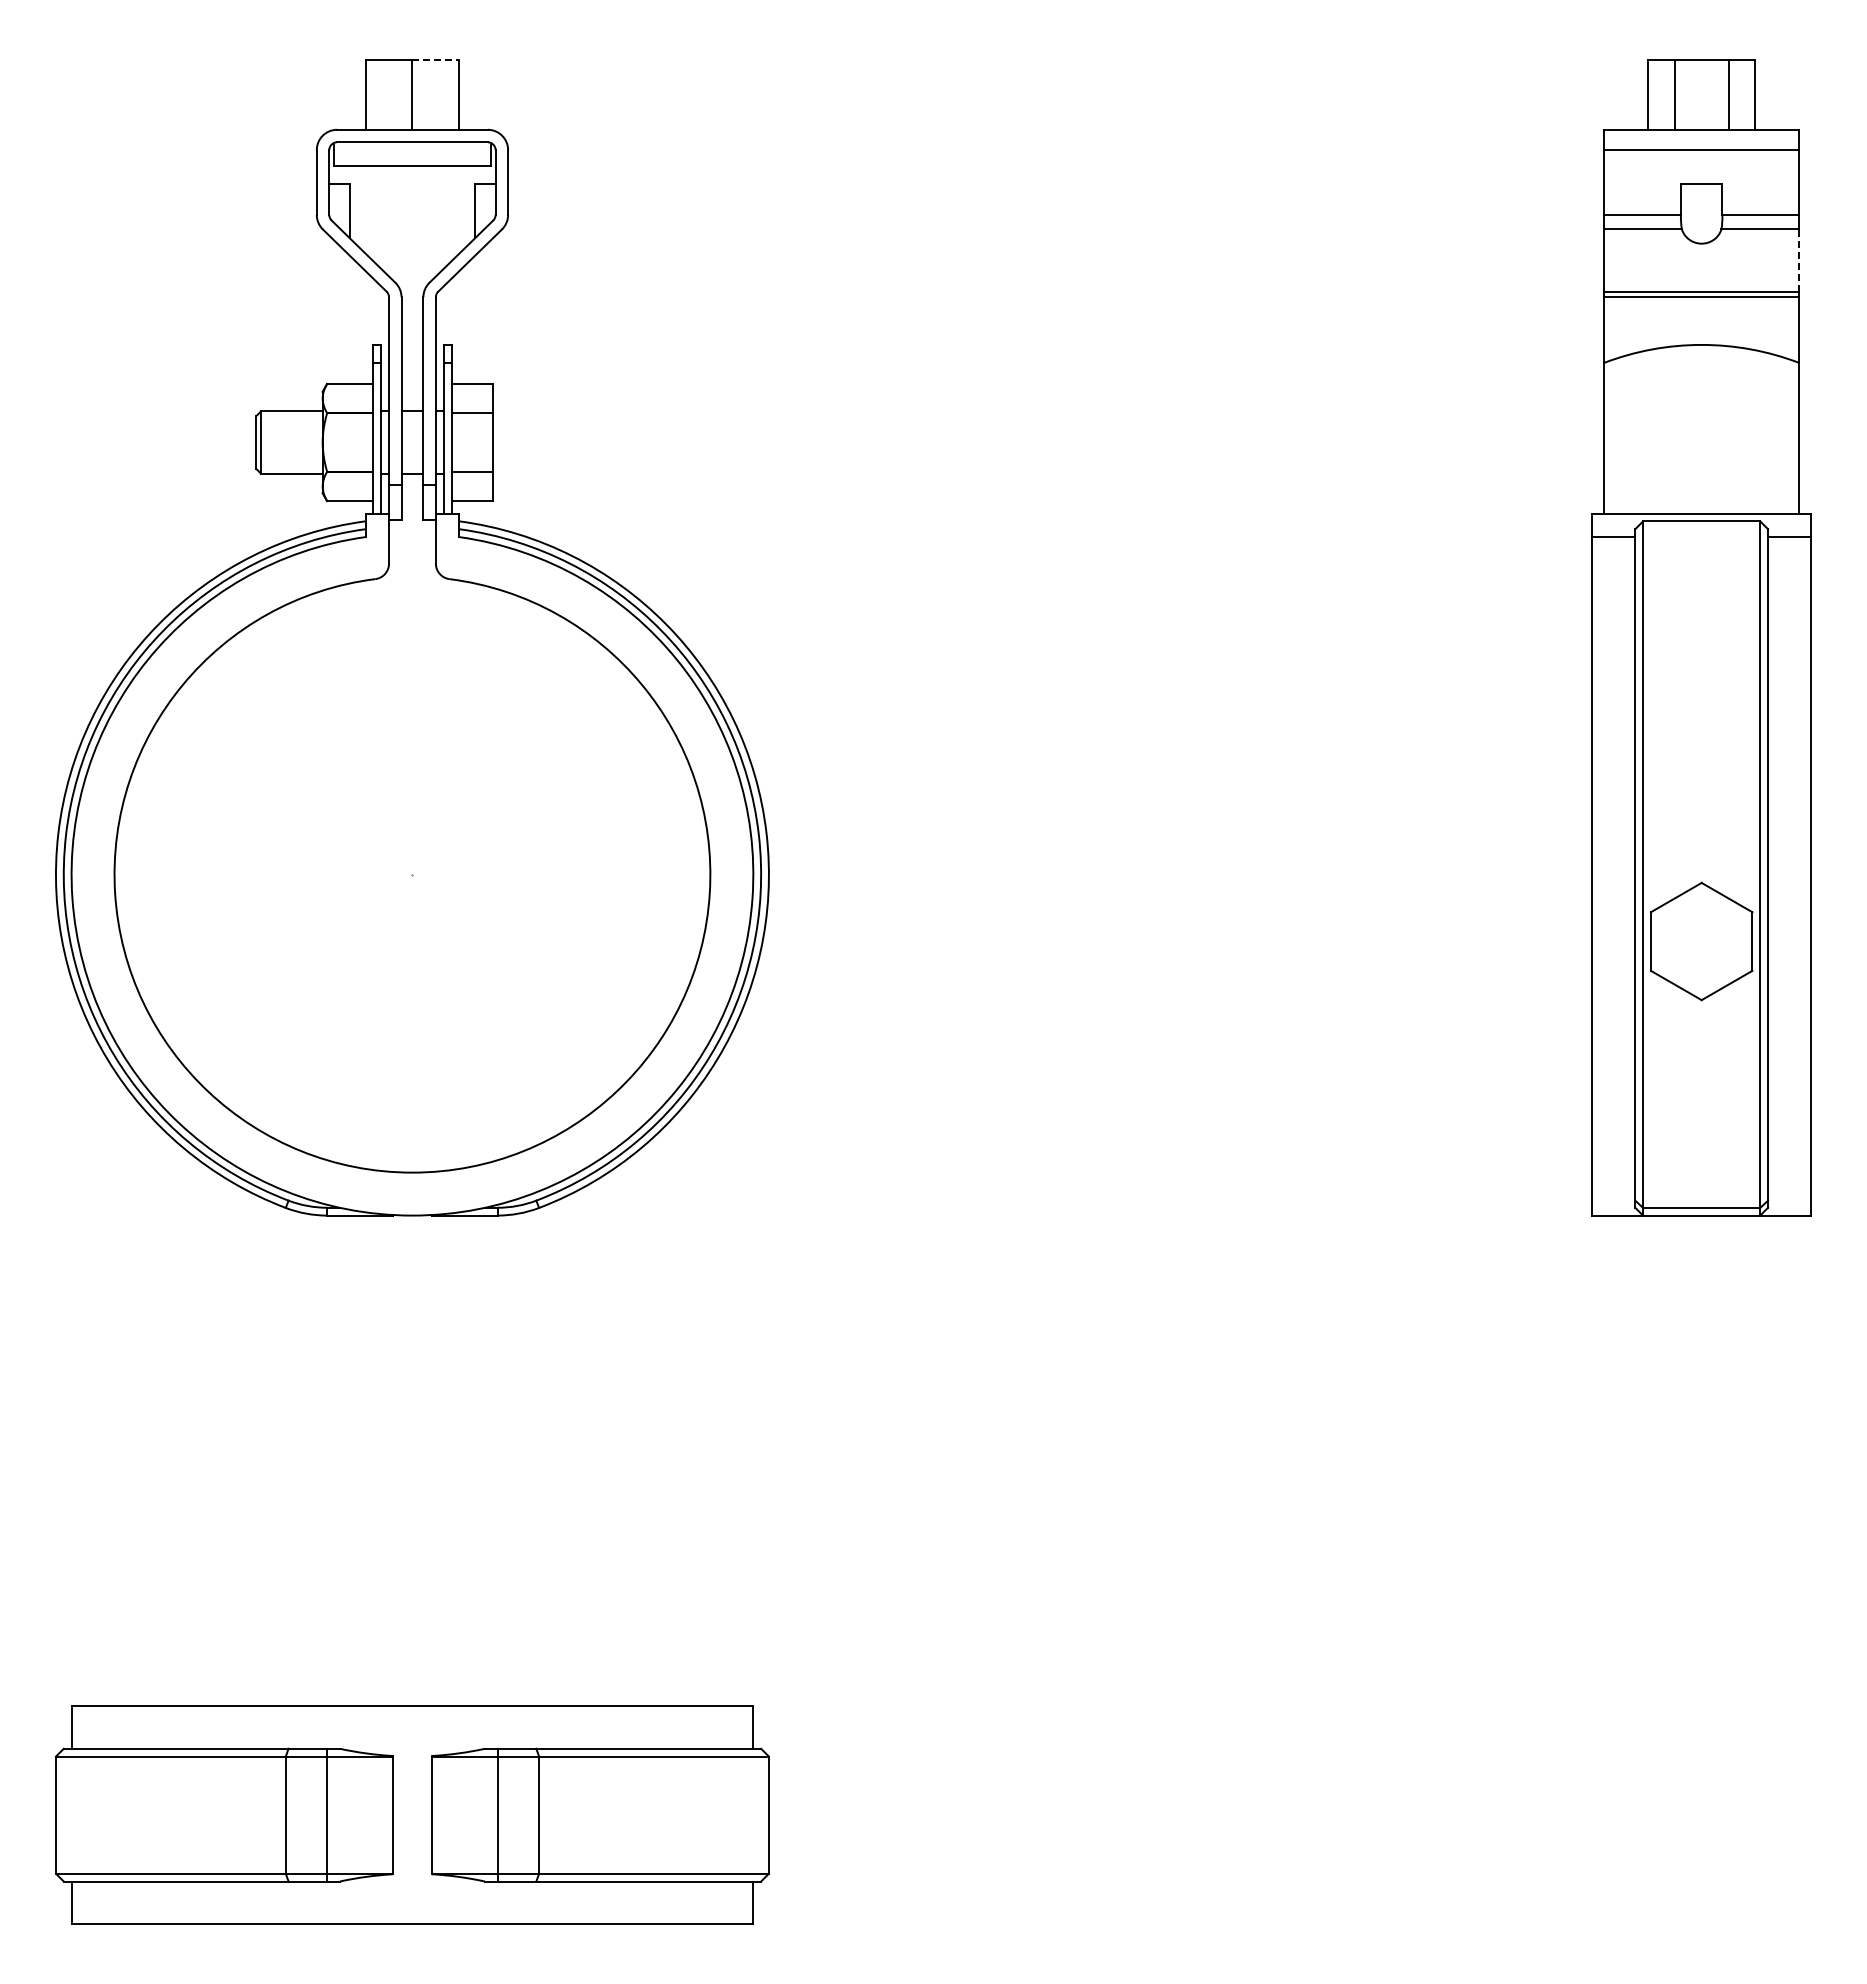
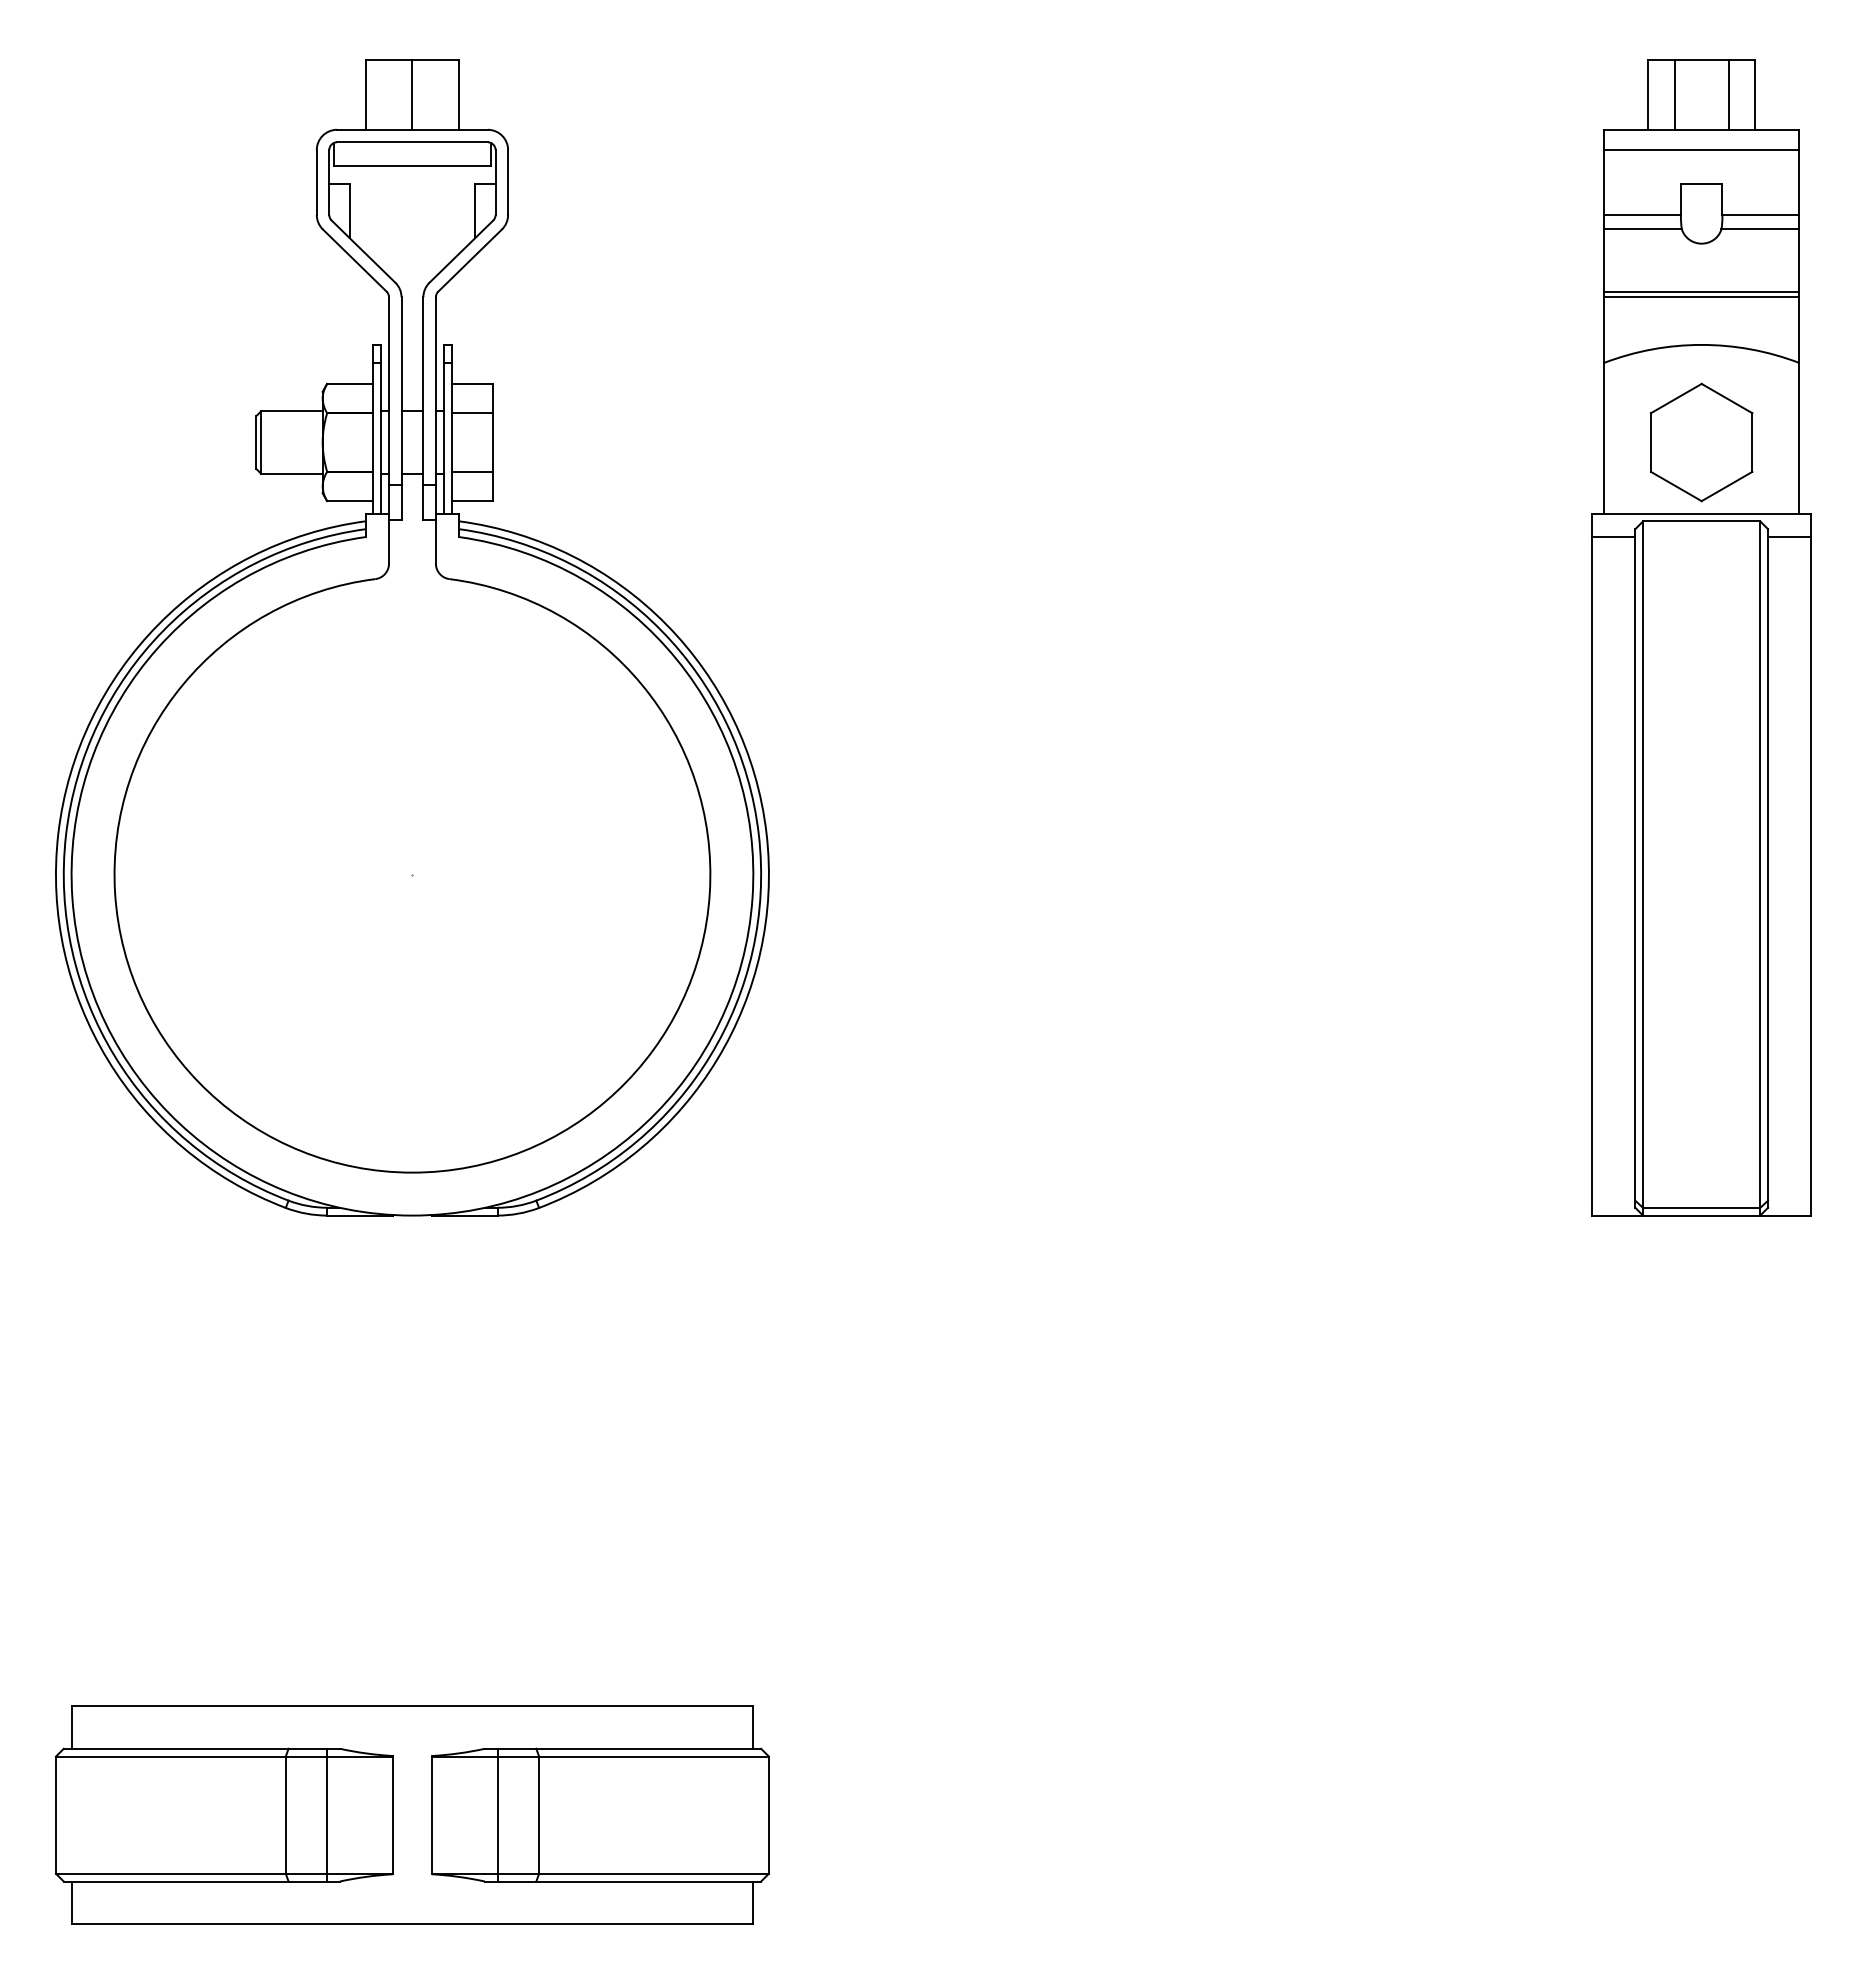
line: dashed -> solid (436, 59)
line: dashed -> solid (1799, 260)
part position: (1701, 941) -> (1701, 442) (1701, 442)
